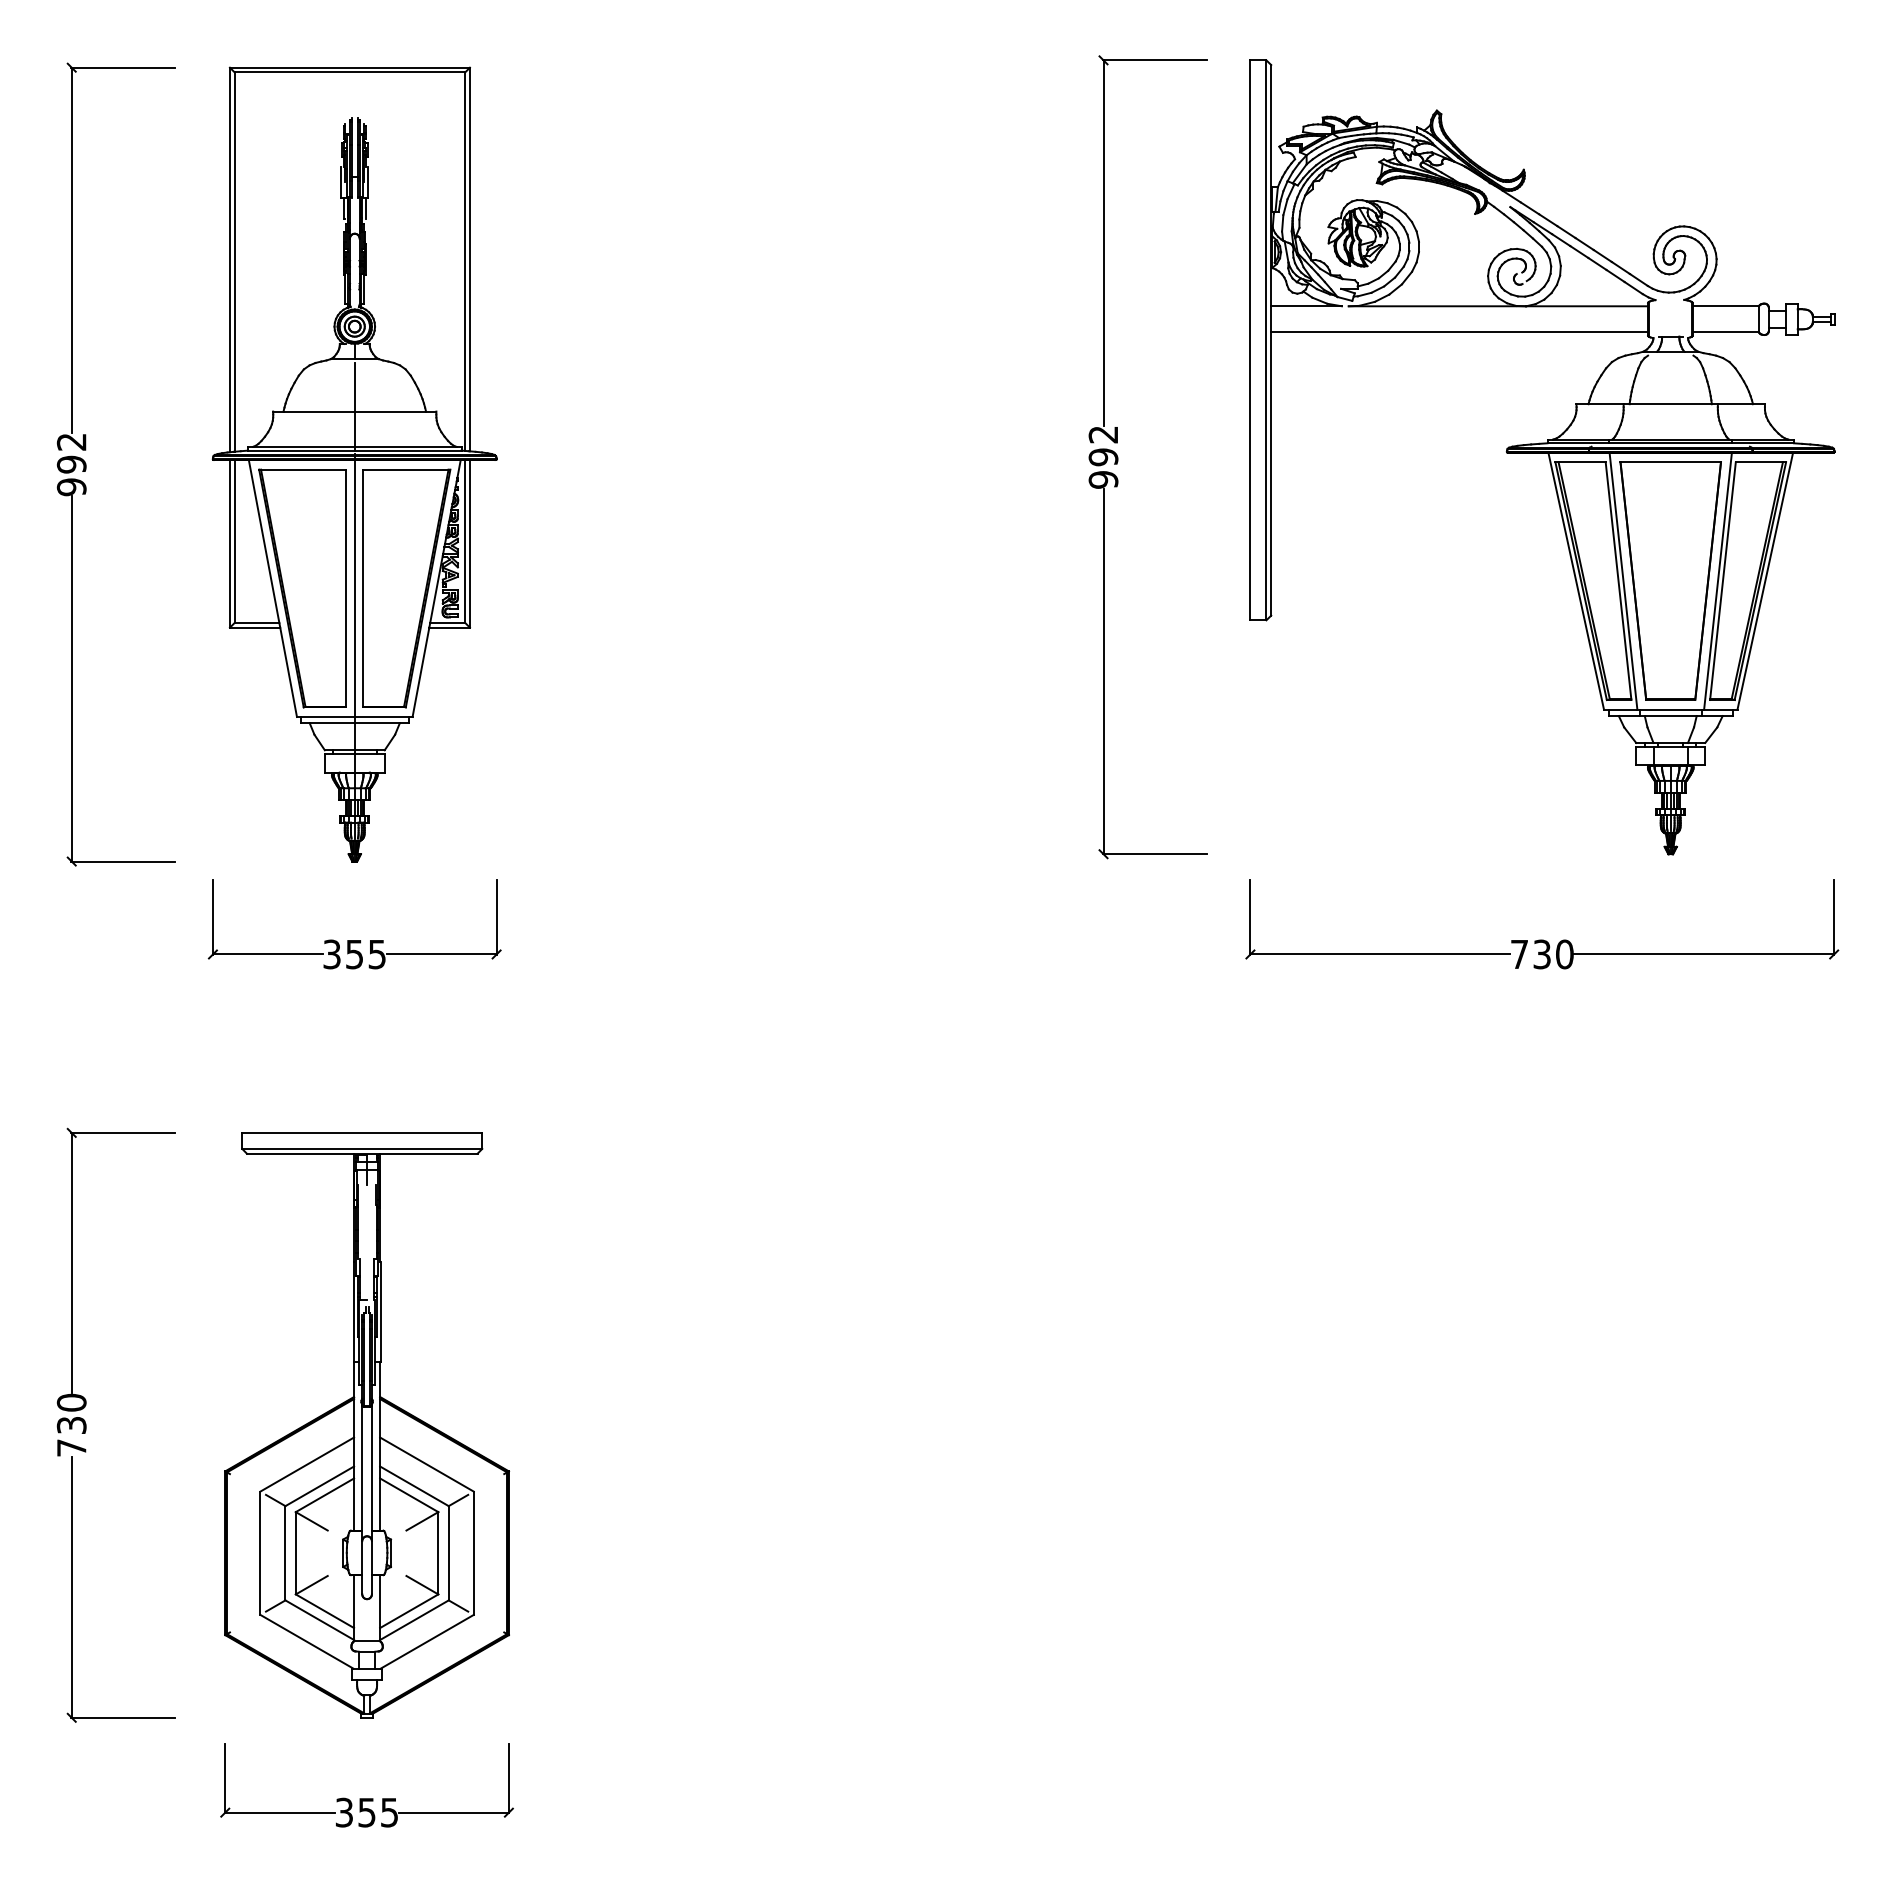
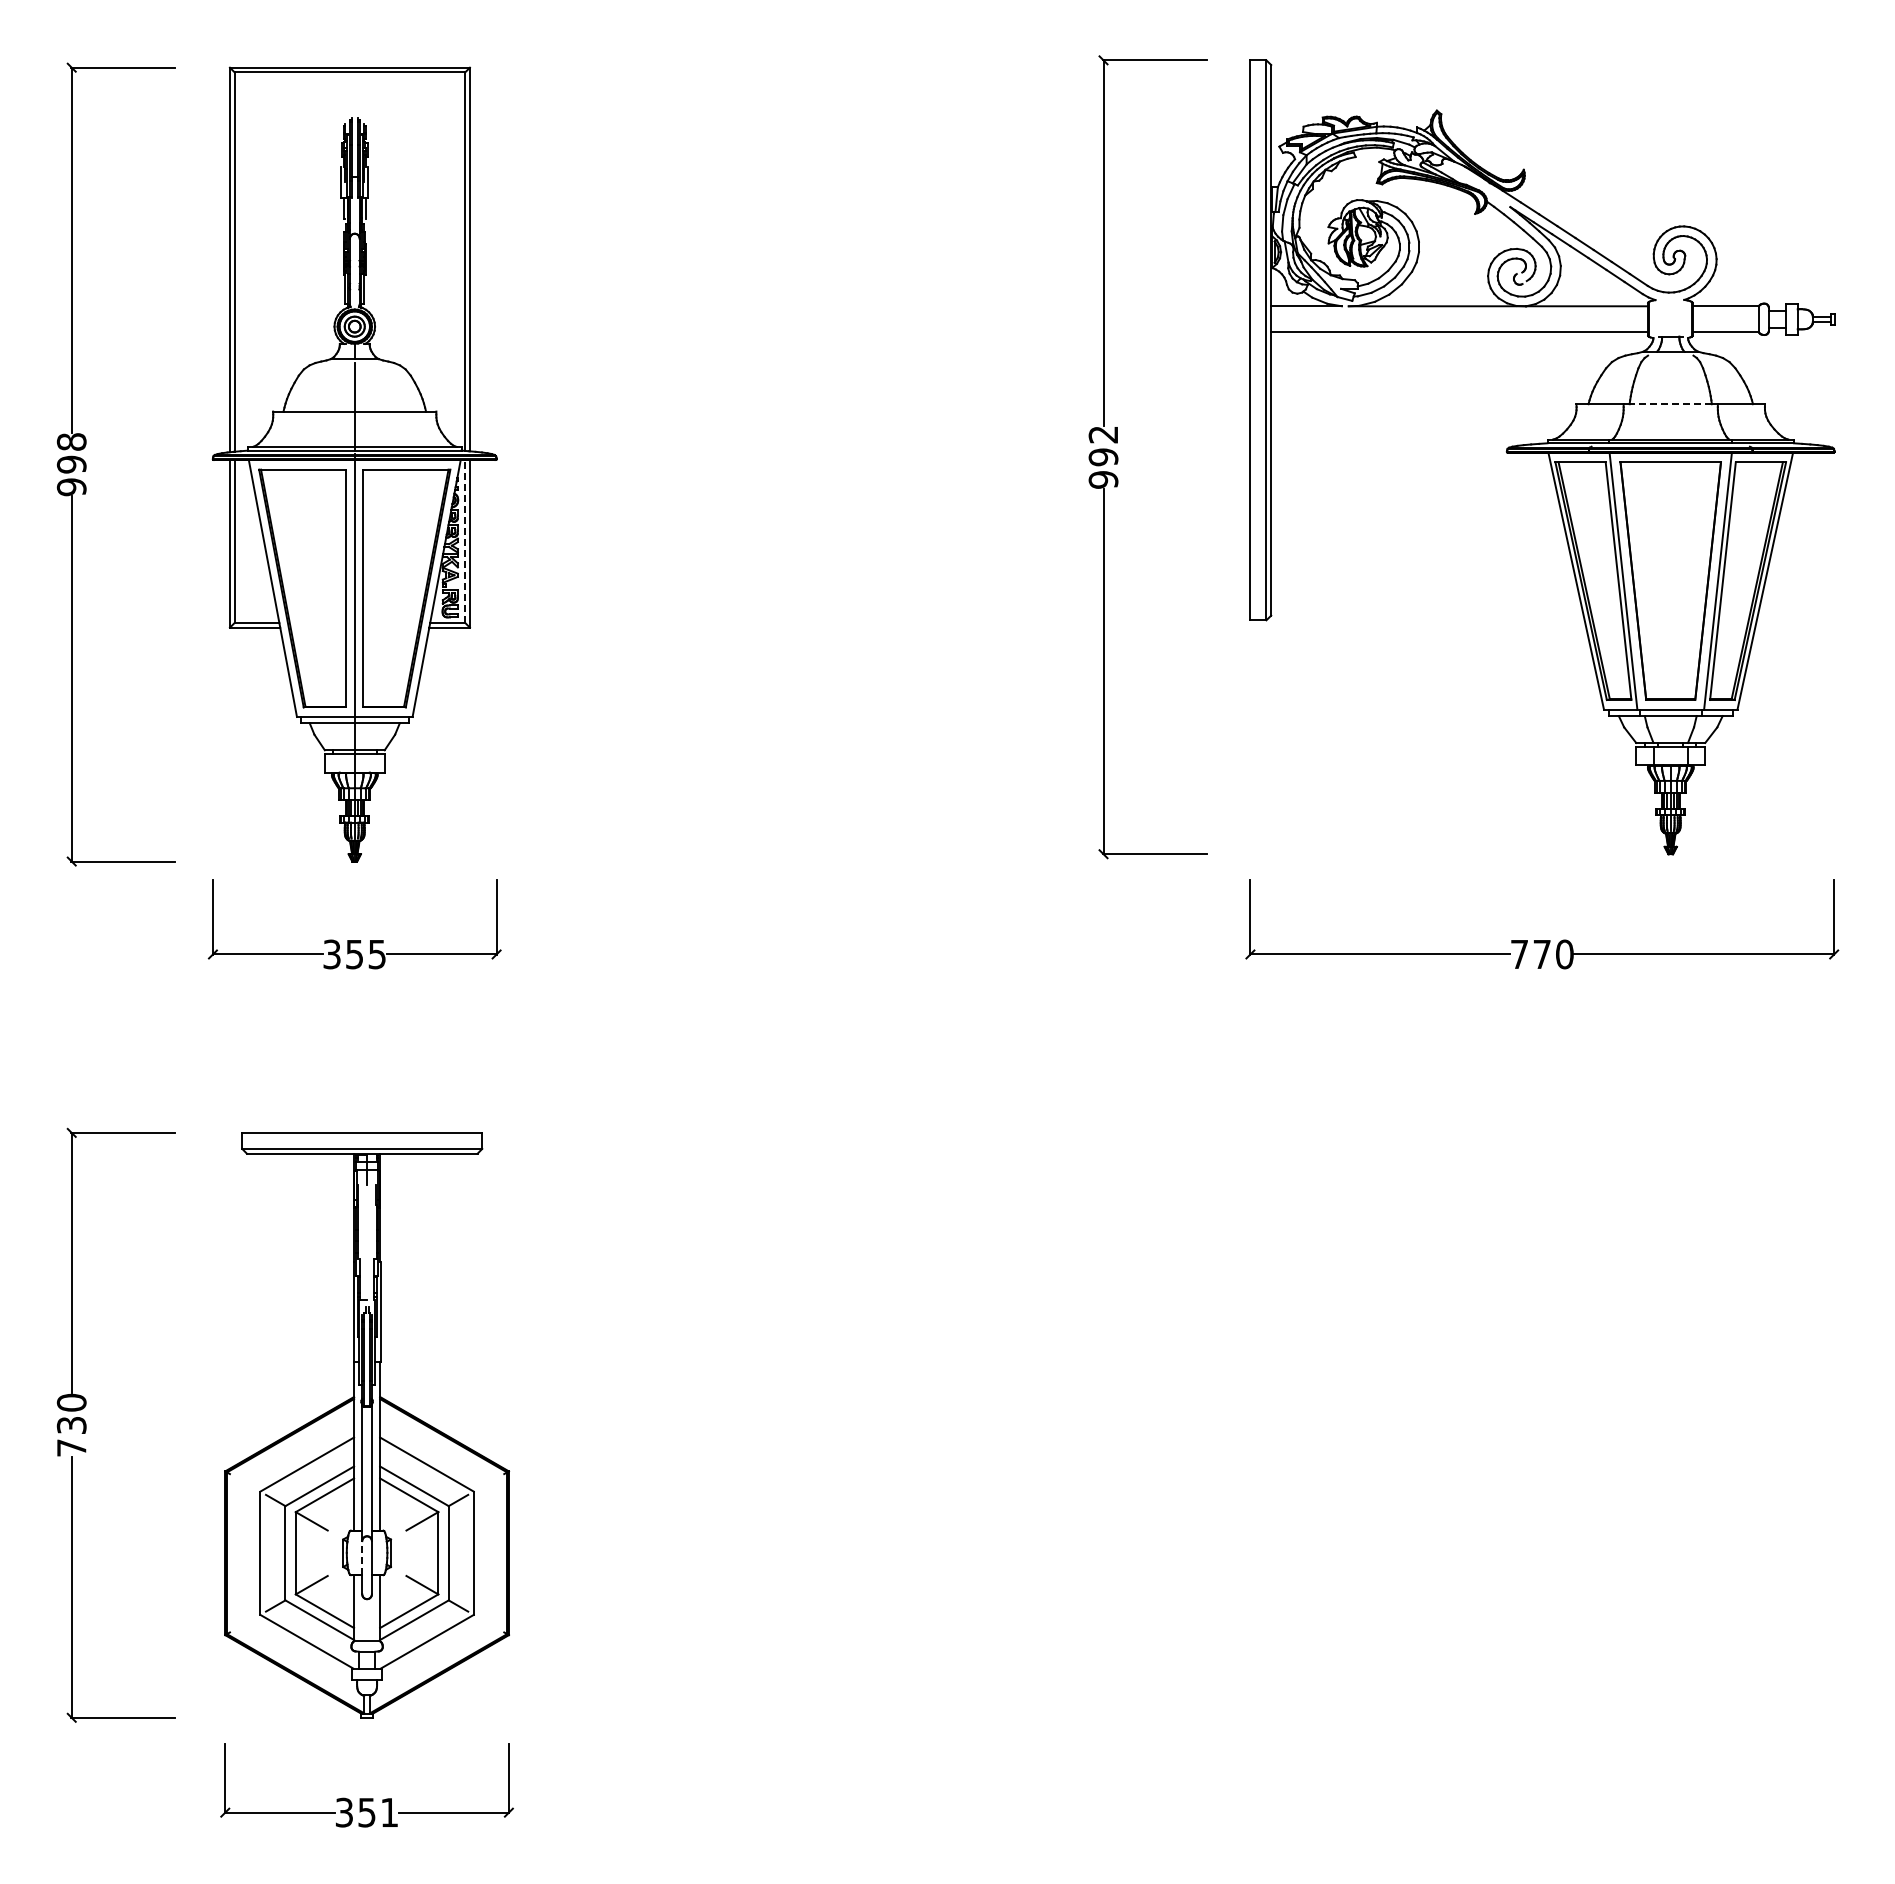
line: solid -> dashed (1670, 404)
text: 992 -> 998 (71, 441)
line: solid -> dashed (465, 541)
text: 730 -> 770 (1541, 954)
line: solid -> dashed (362, 1557)
text: 355 -> 351 (389, 1812)
